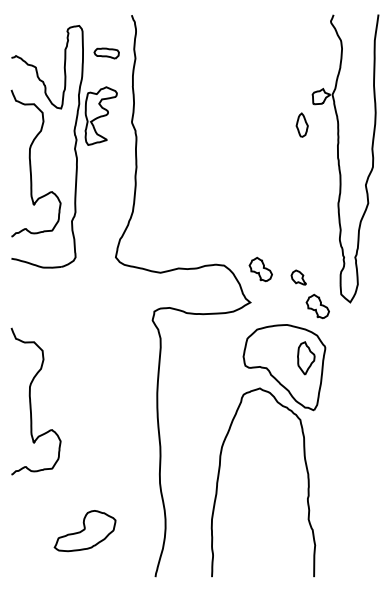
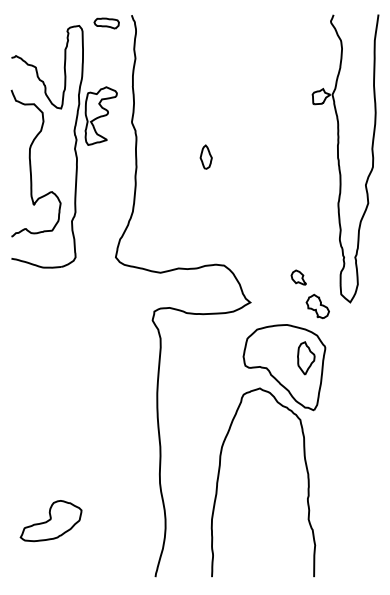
part position: (106, 53) -> (106, 23) (106, 23)
part position: (301, 124) -> (205, 156) (205, 156)
part: present -> none (260, 269)
curve: present -> none (31, 401)
part position: (84, 531) -> (50, 521) (50, 521)
